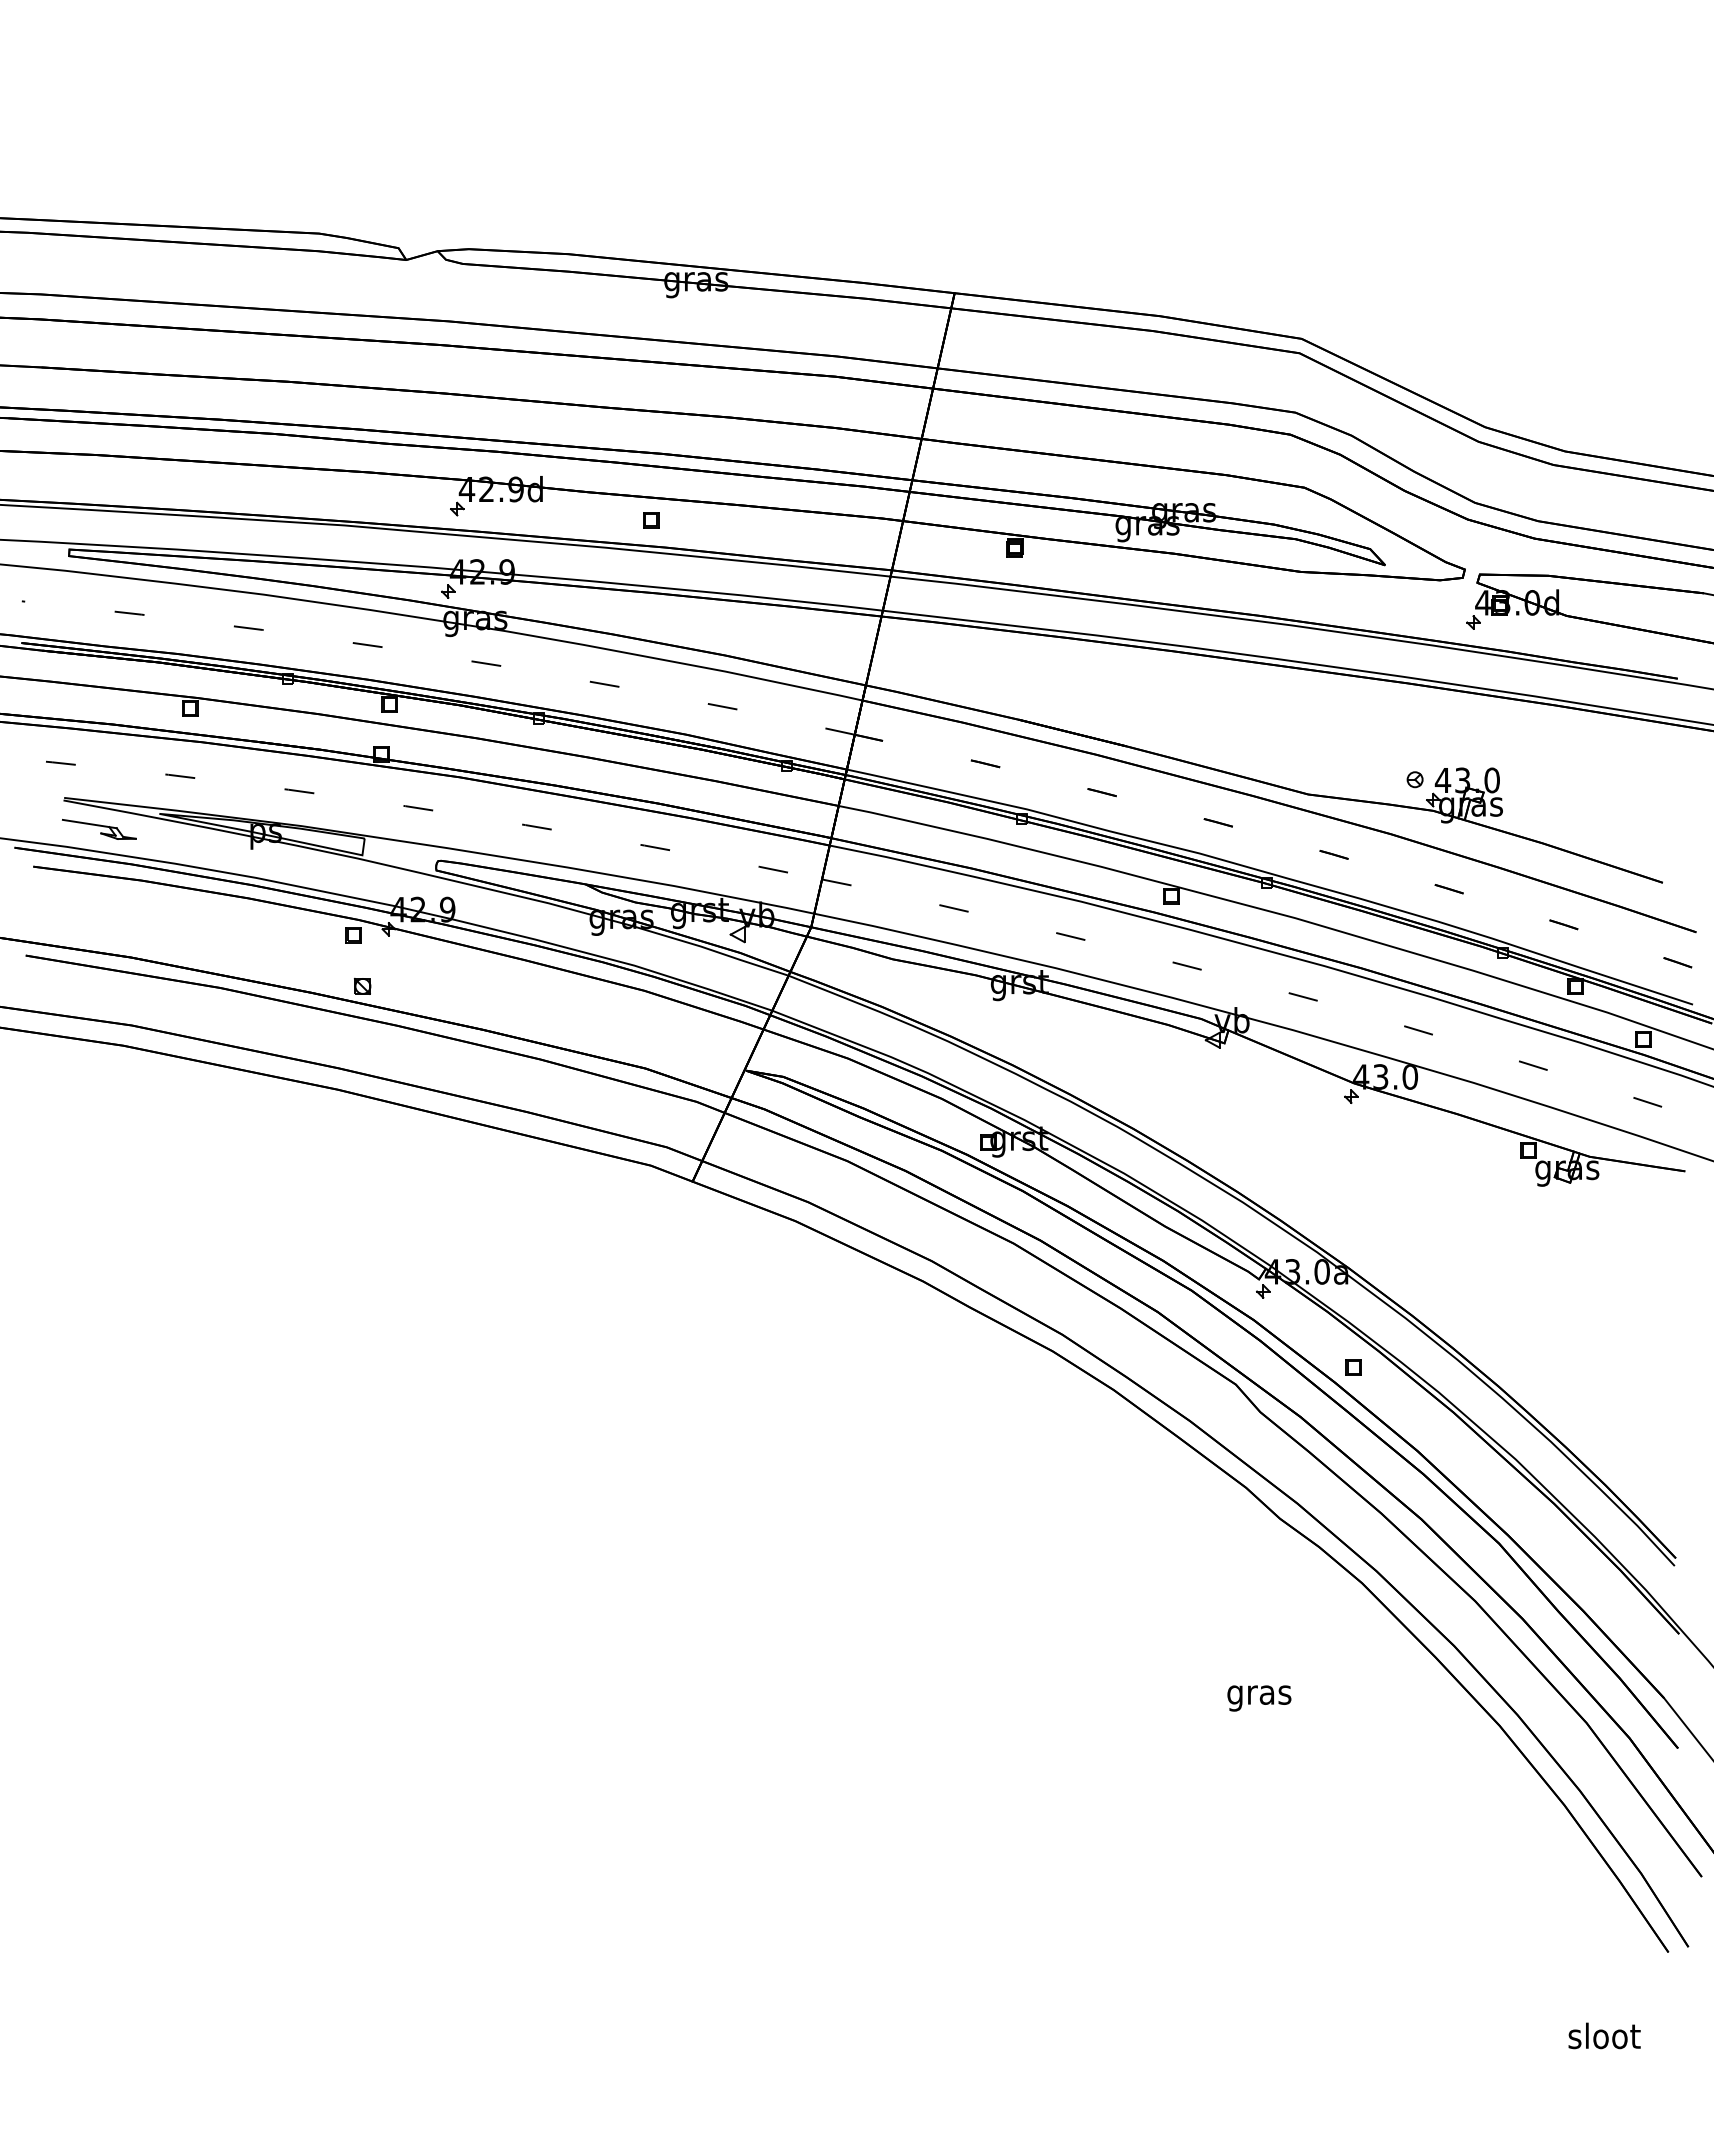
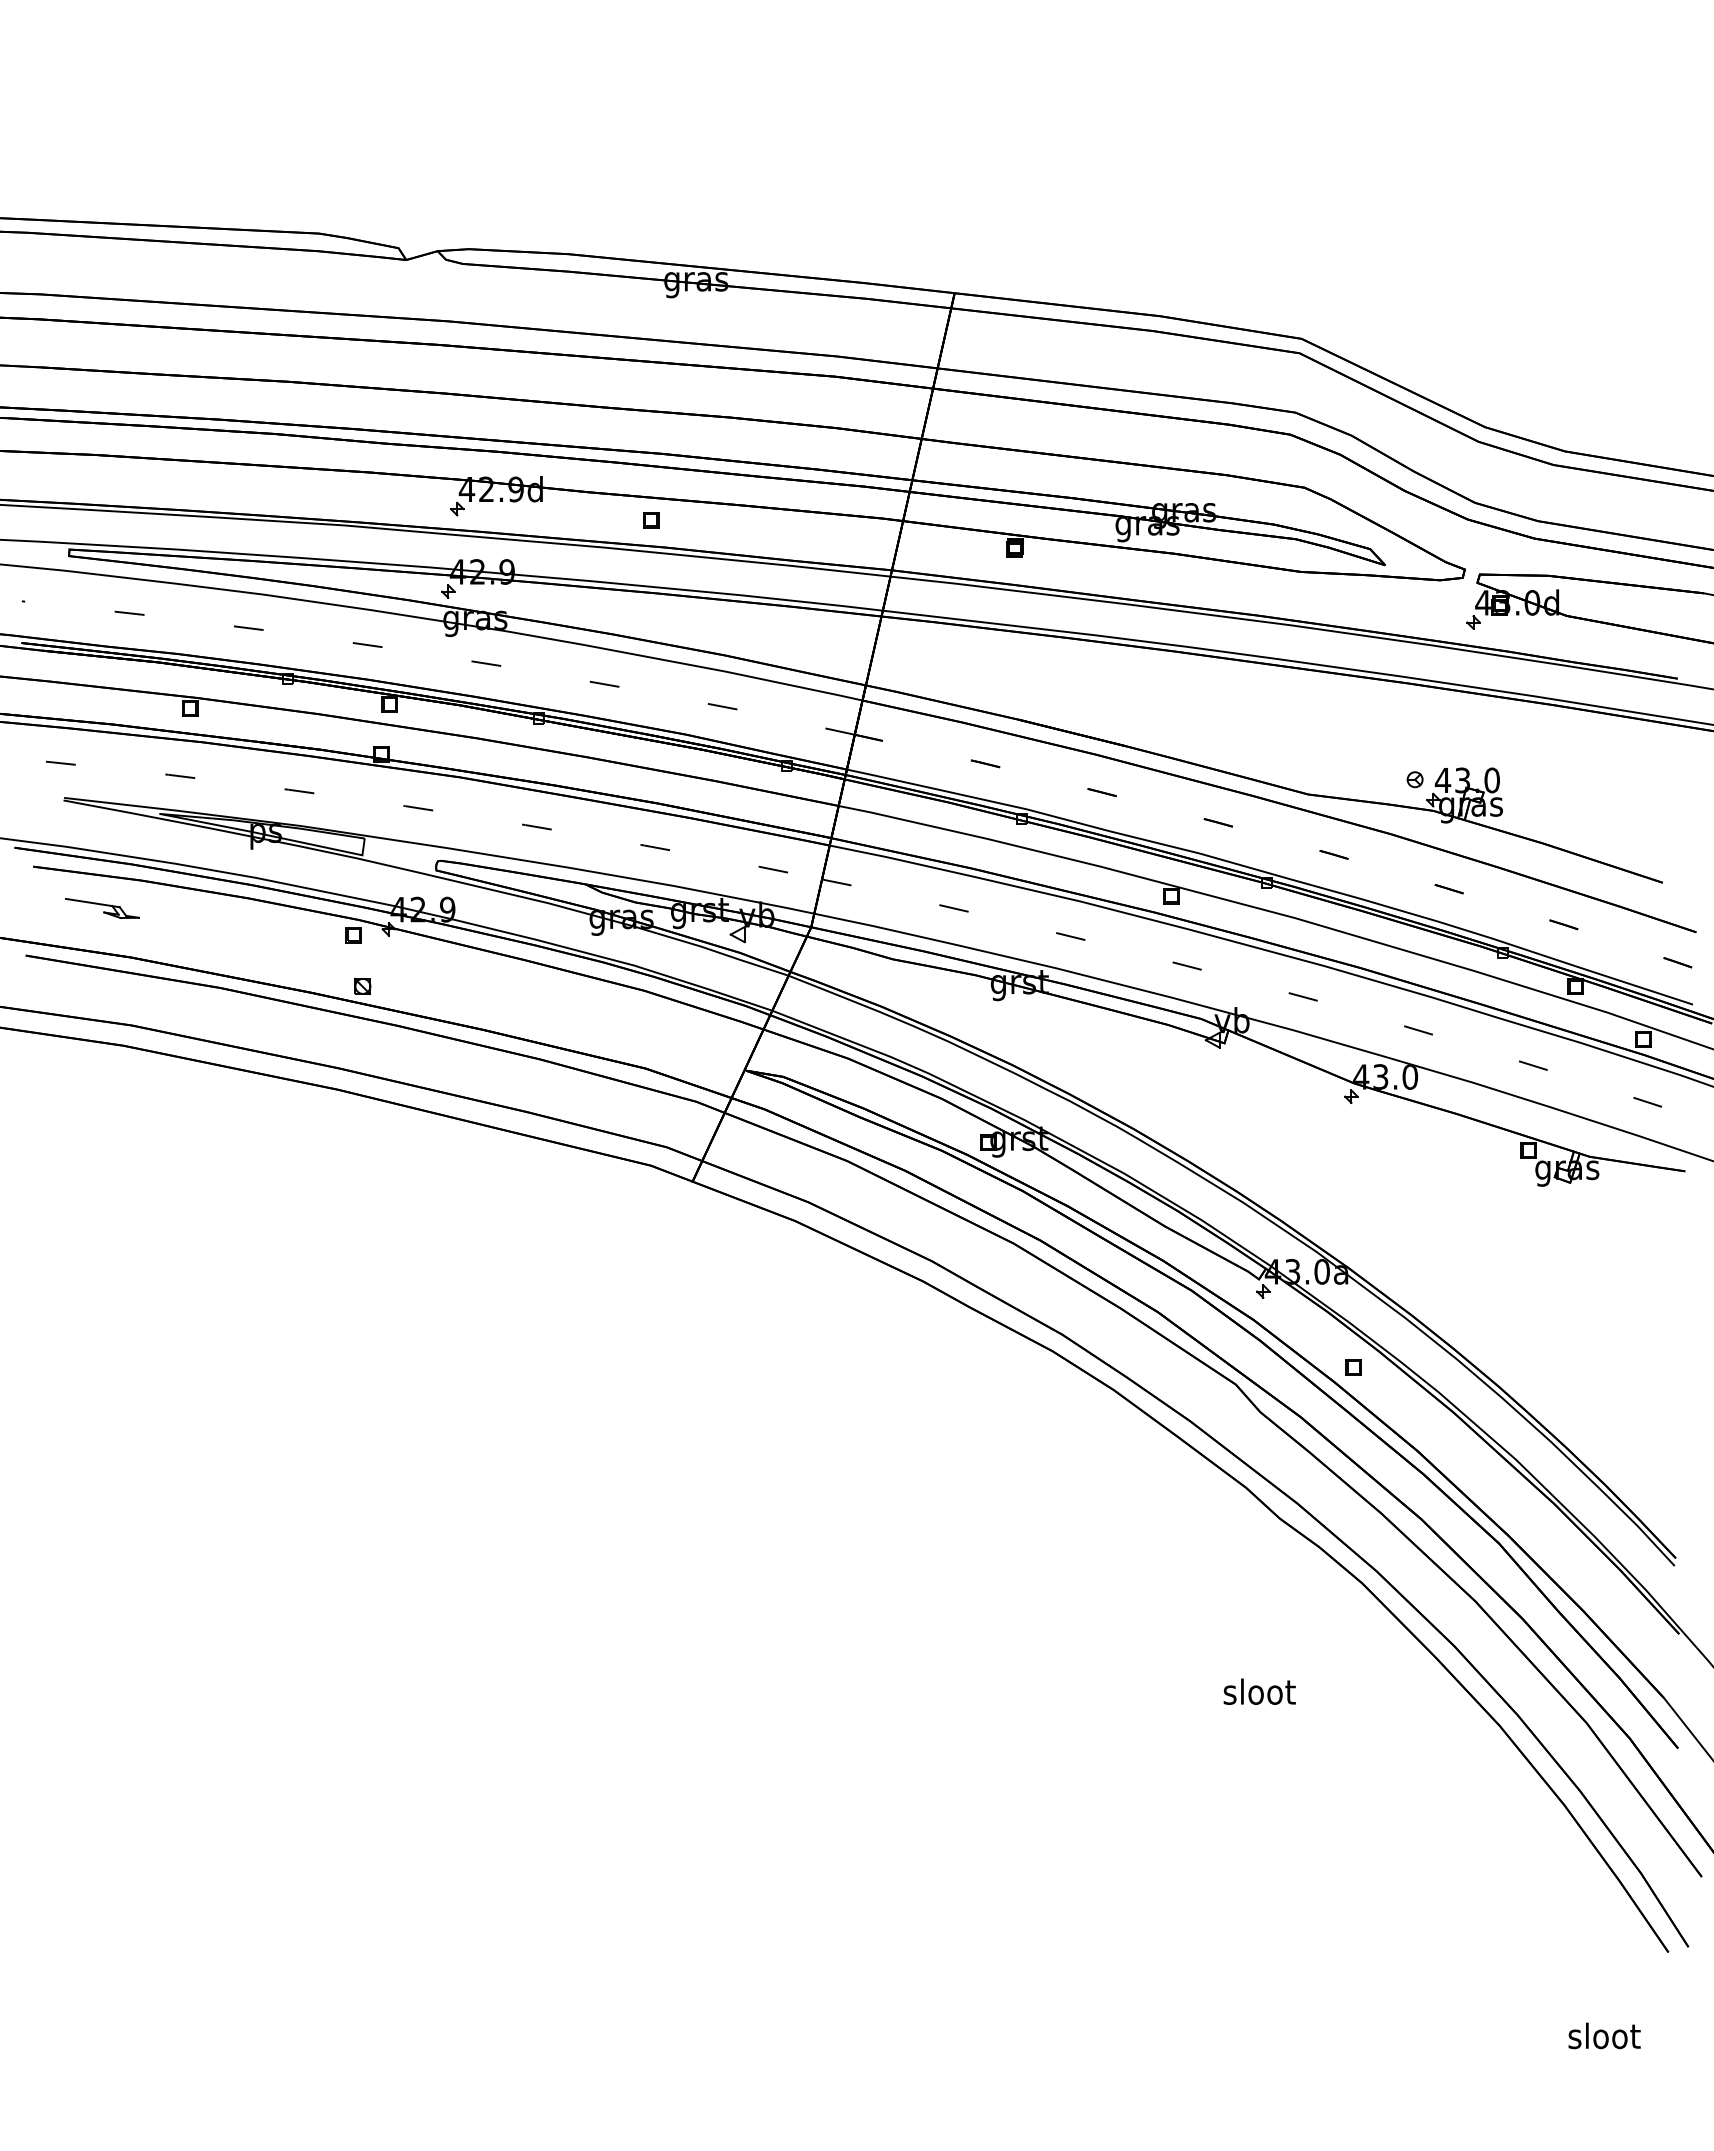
part position: (99, 829) -> (102, 908) (102, 908)
text: gras -> sloot (1259, 1694)
